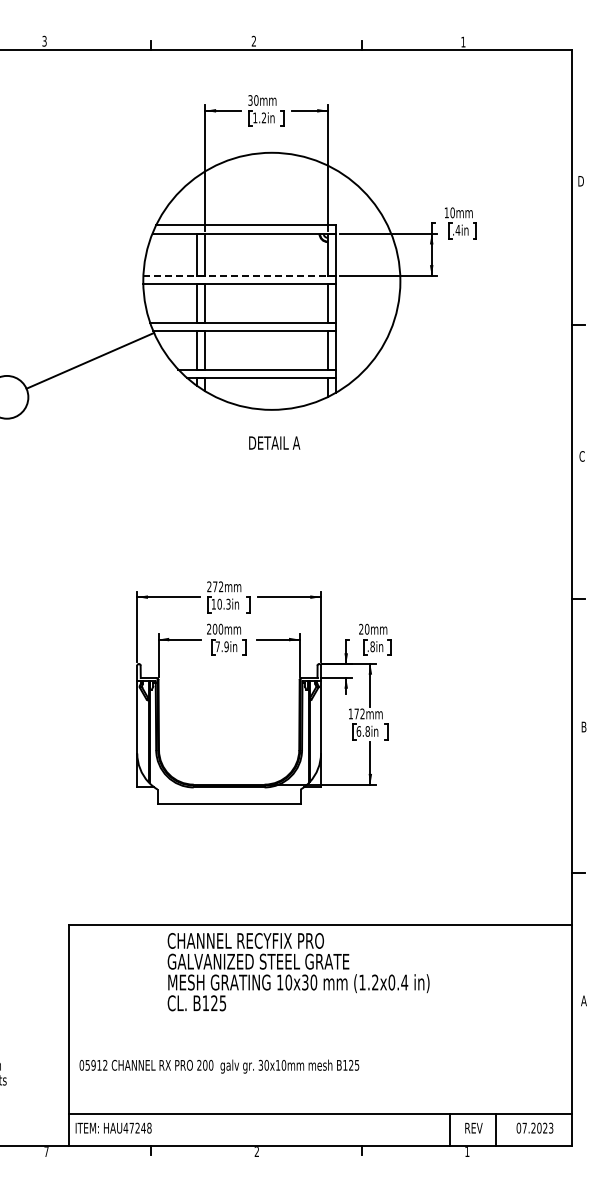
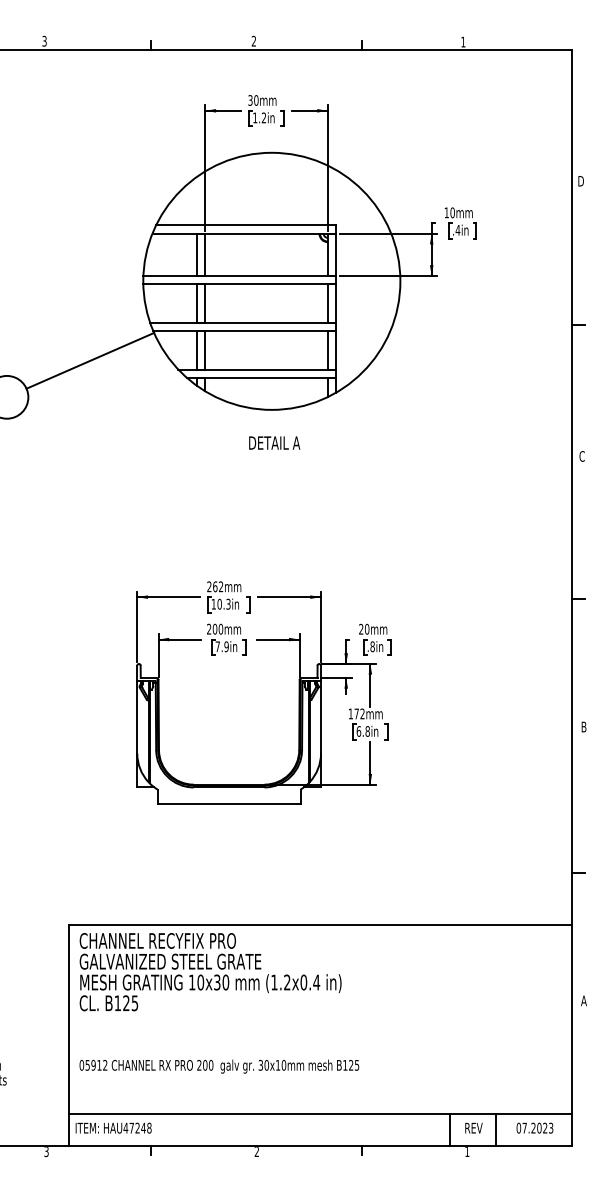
line: dashed -> solid (240, 275)
text: 272mm -> 262mm (215, 586)
text position: (298, 972) -> (210, 972) (210, 972)
text: 7 -> 3 (46, 1152)
